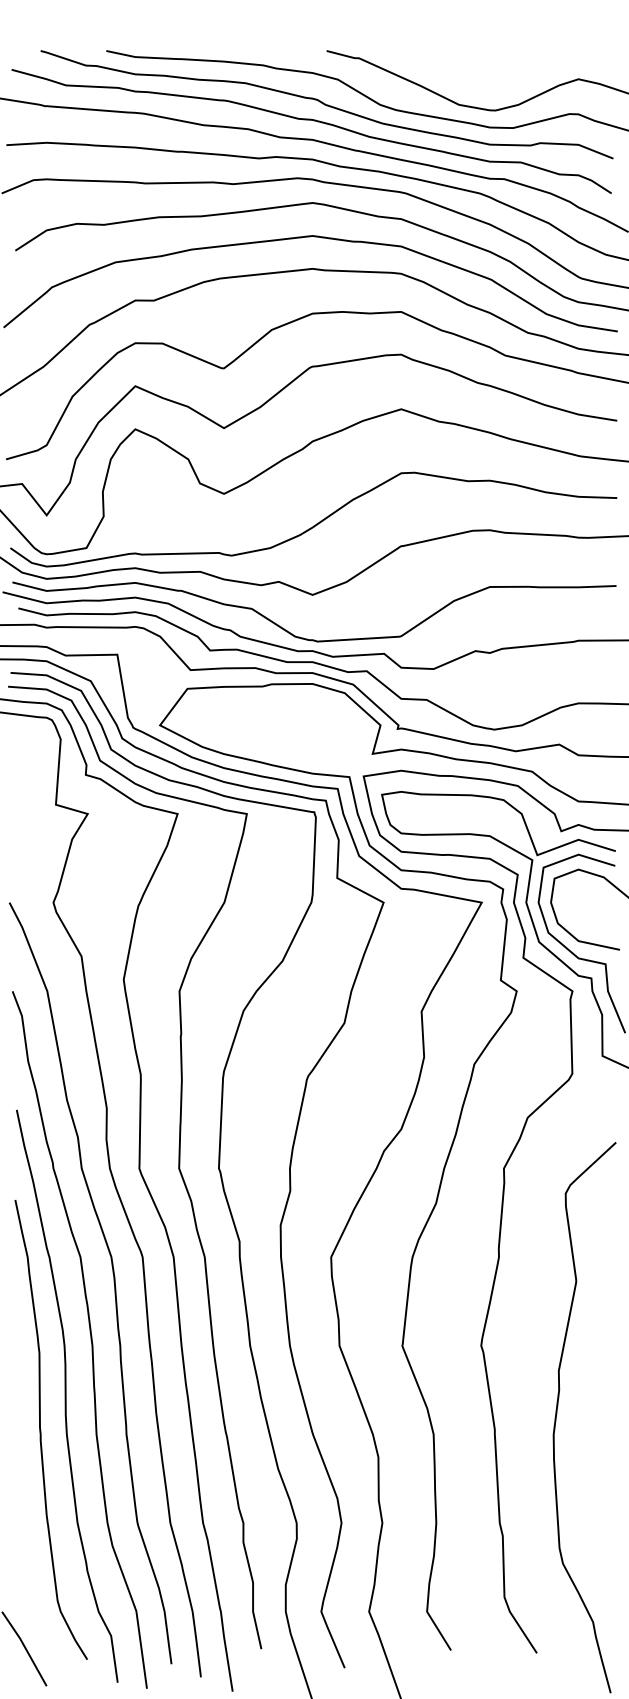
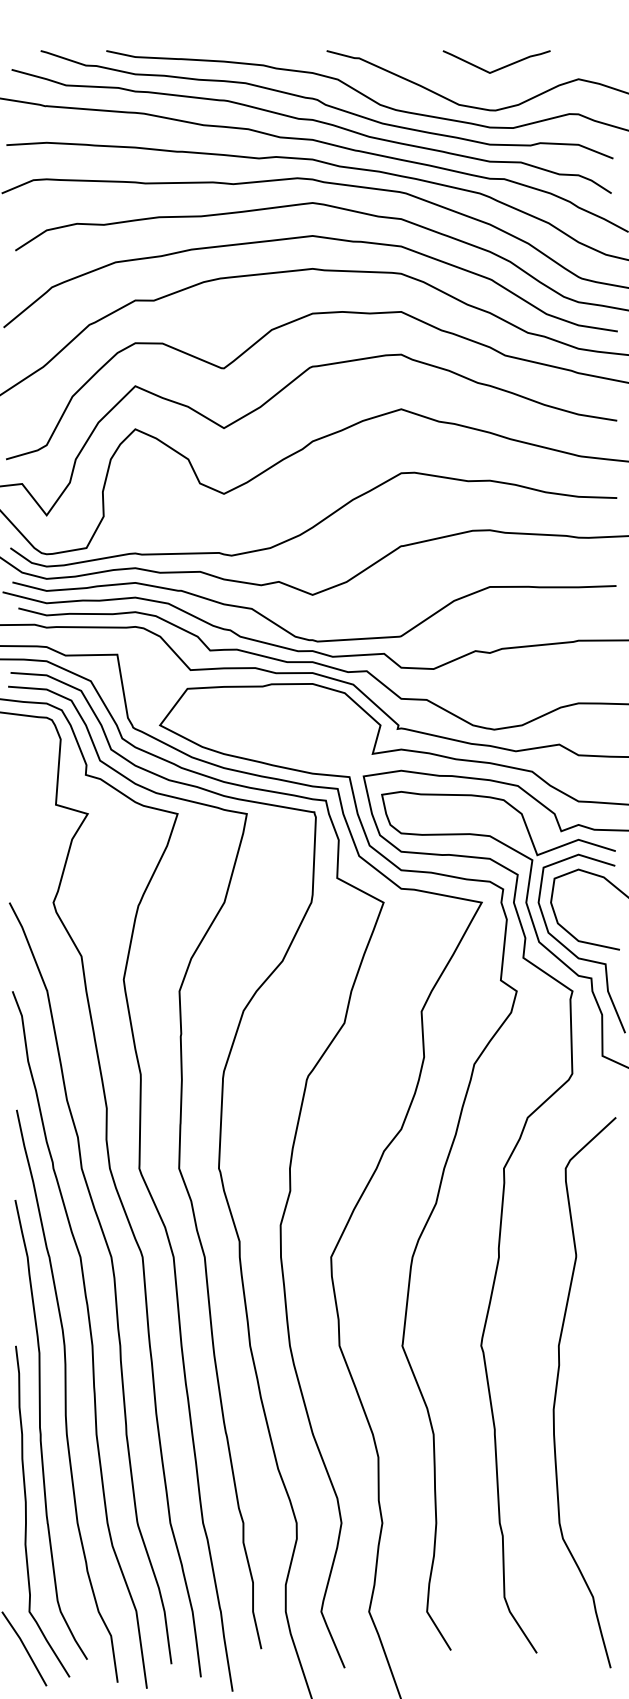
curve: none -> present (500, 67)
curve position: (557, 1414) -> (557, 1389) (557, 1389)
curve: none -> present (26, 1511)
